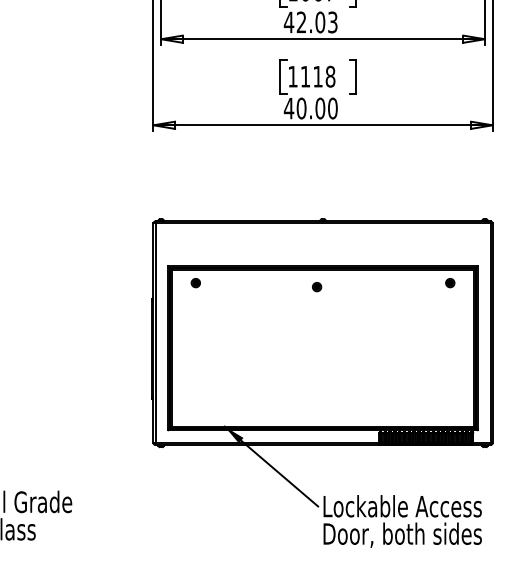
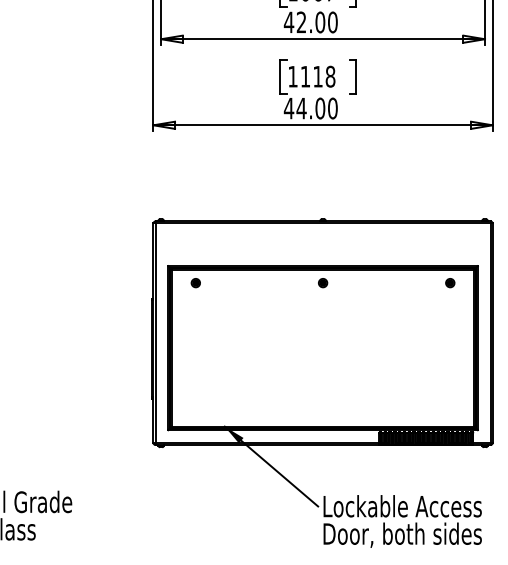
text: 42.03 -> 42.00 (332, 22)
text: 40.00 -> 44.00 (301, 108)
part position: (317, 287) -> (323, 283) (323, 283)
